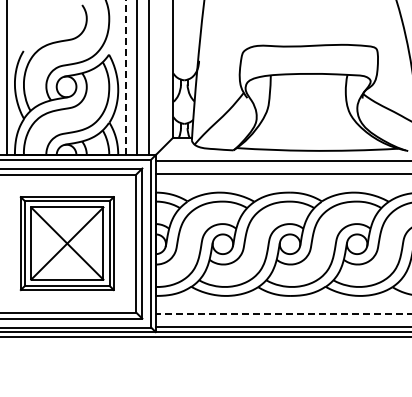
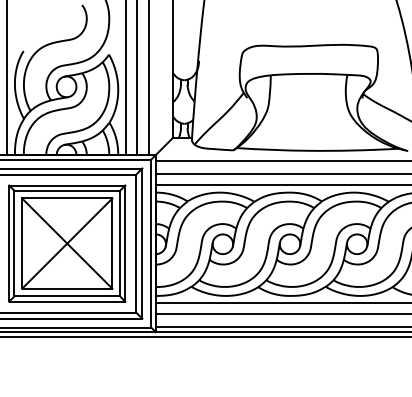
line: dashed -> solid (125, 77)
line: none -> present (281, 185)
part size: 96x96 px -> 119x119 px (67, 243)
line: none -> present (281, 303)
line: dashed -> solid (283, 314)
